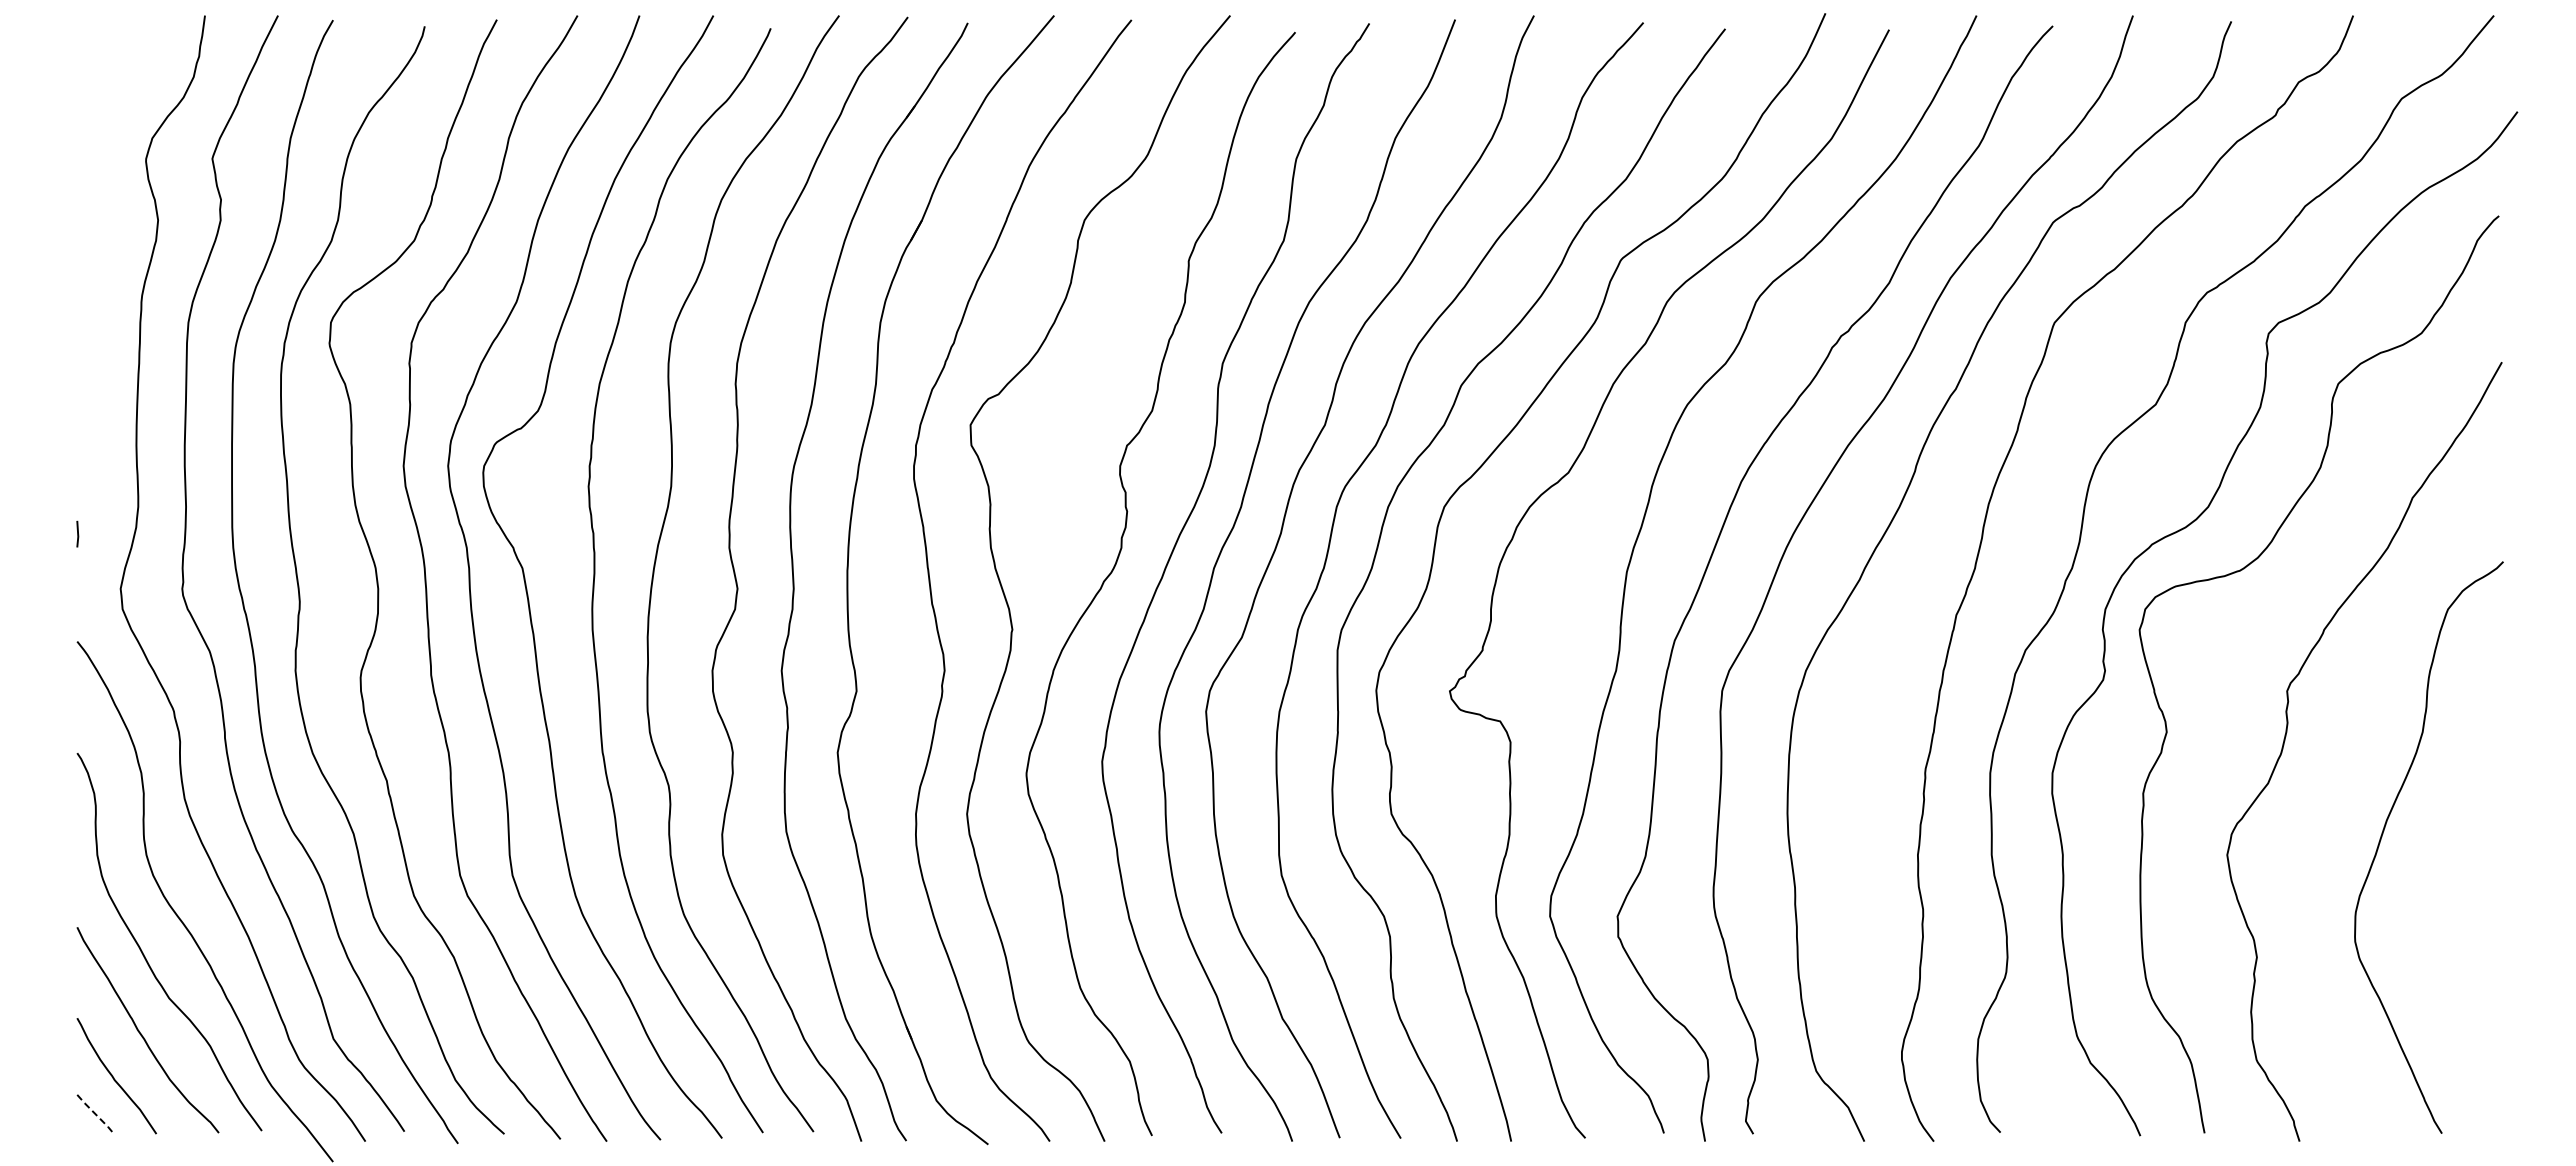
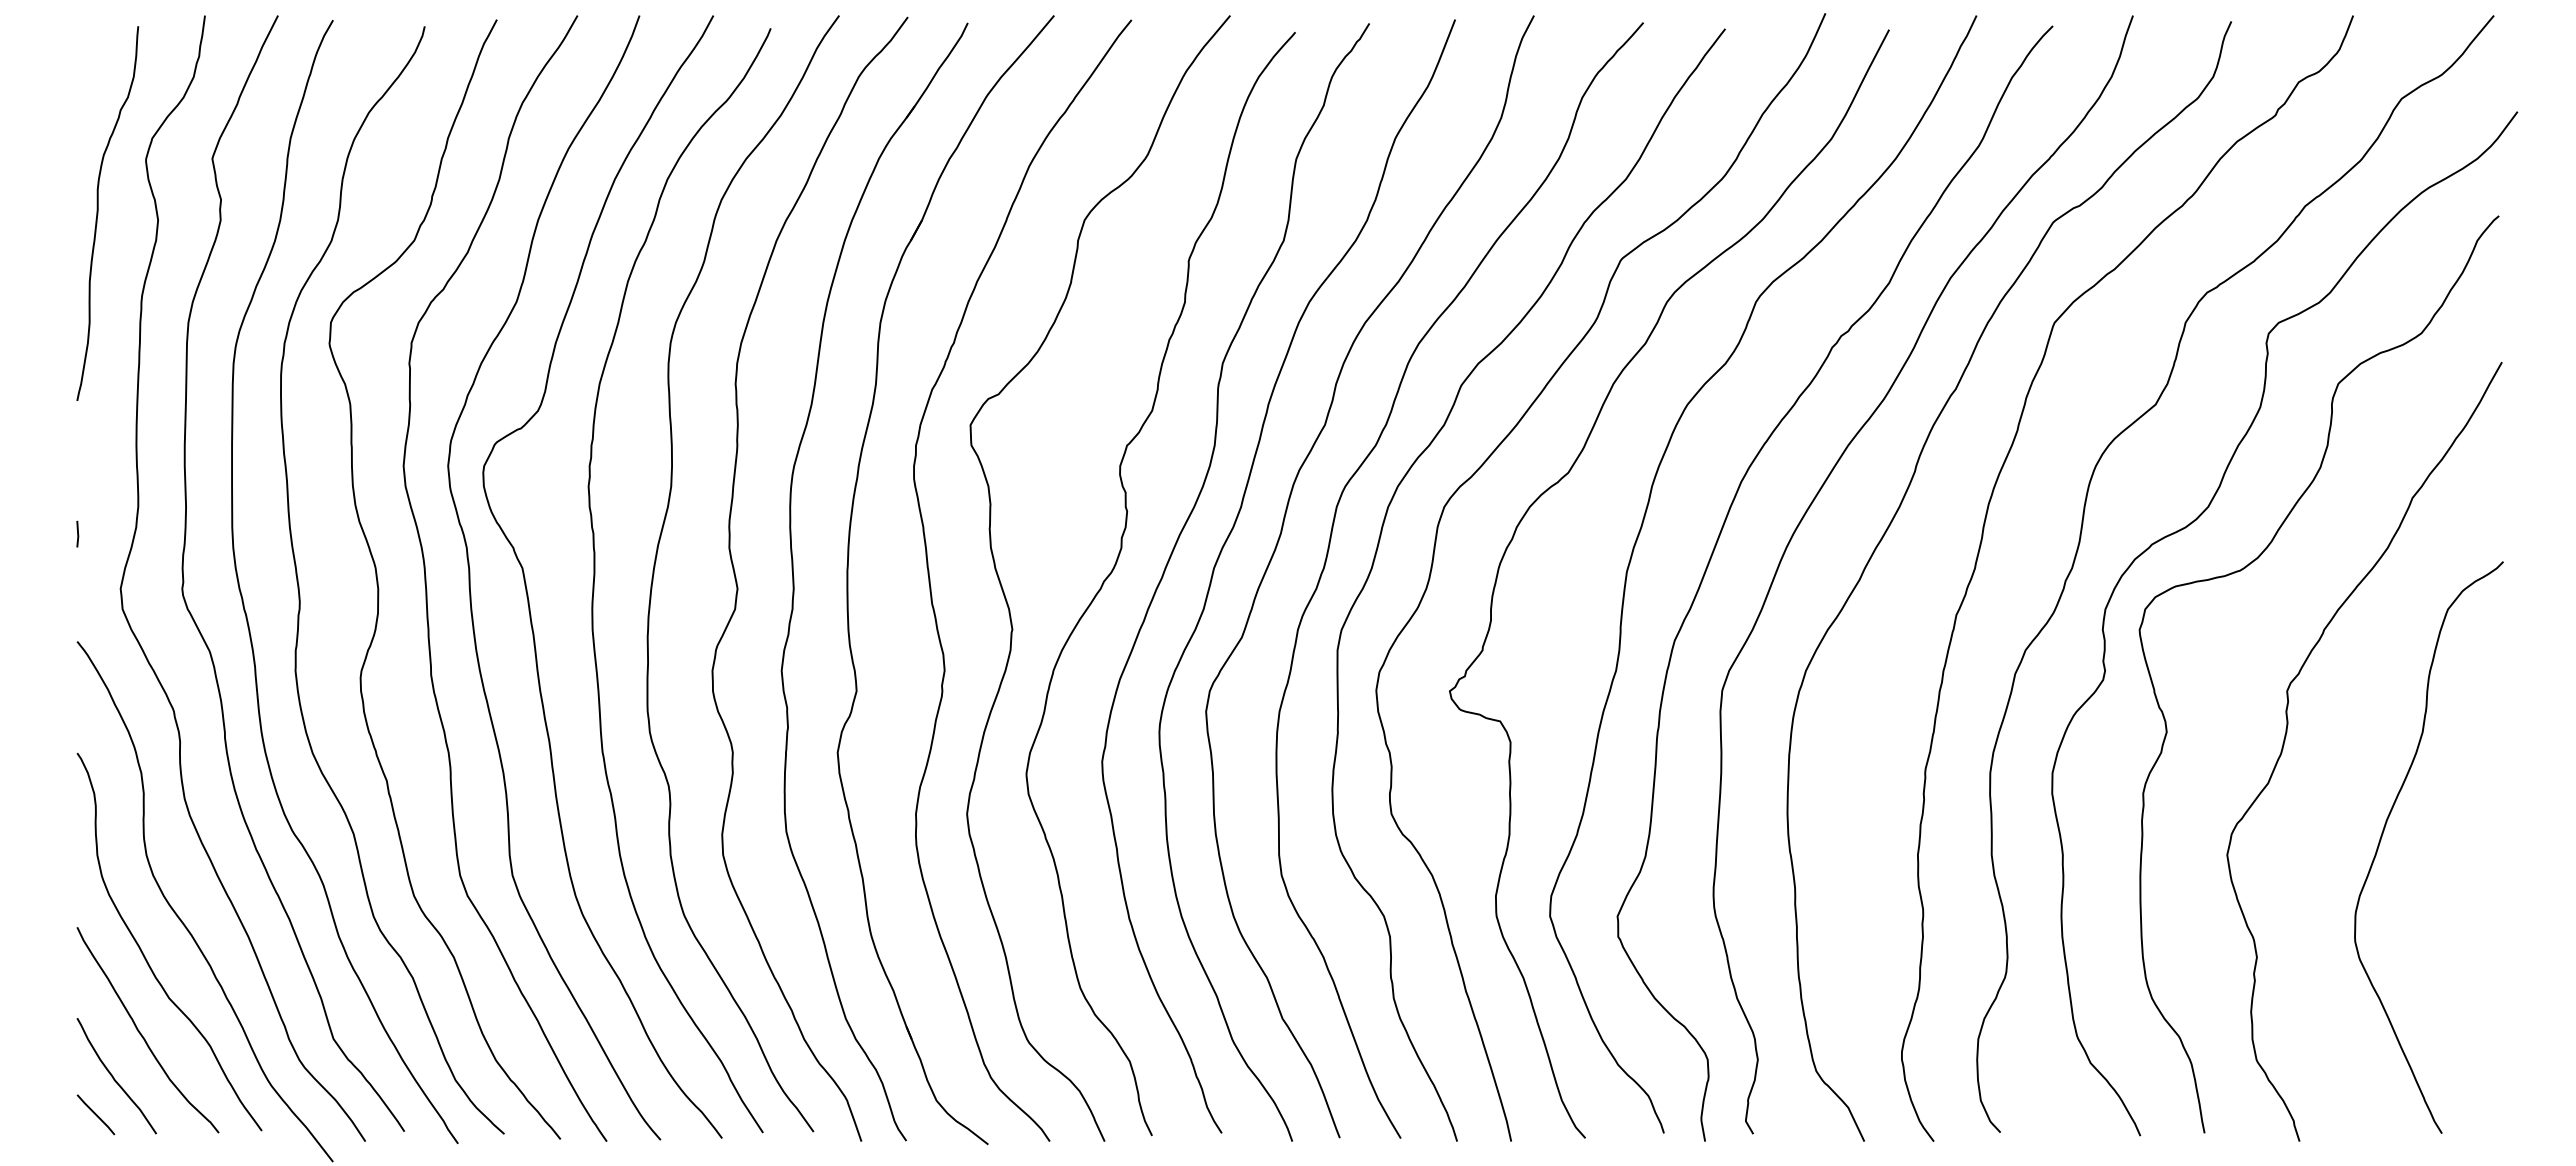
curve: none -> present (98, 213)
line: dashed -> solid (96, 1114)
